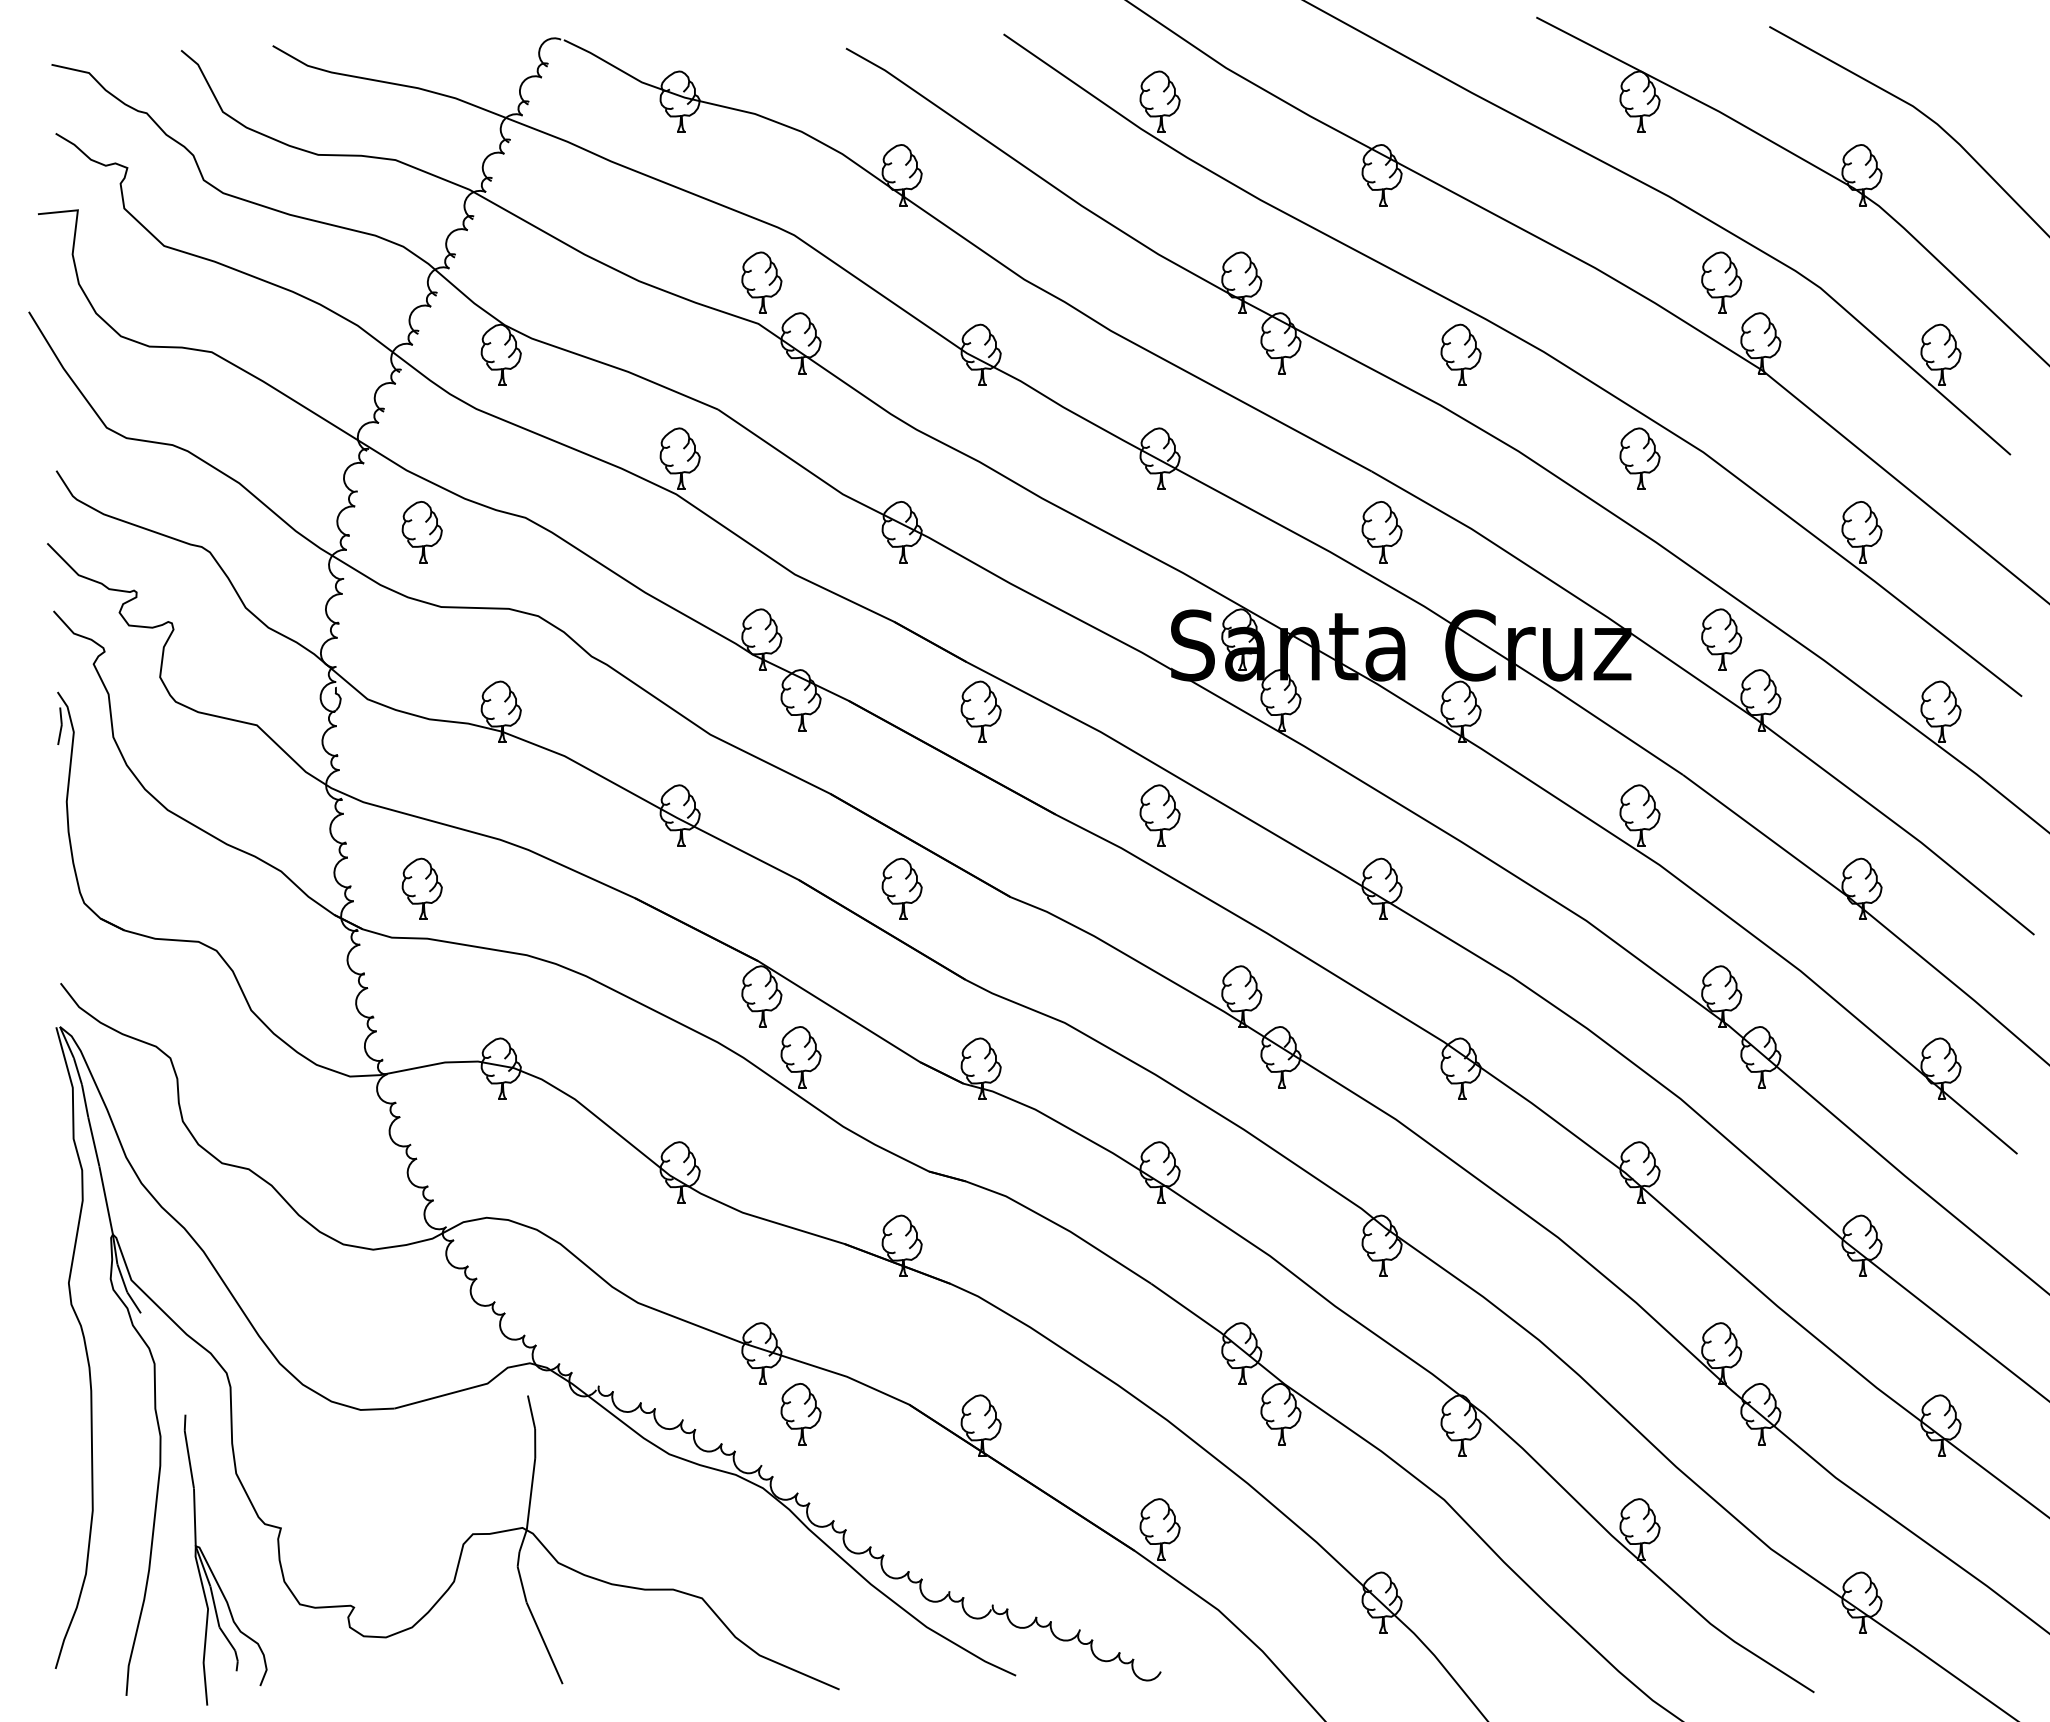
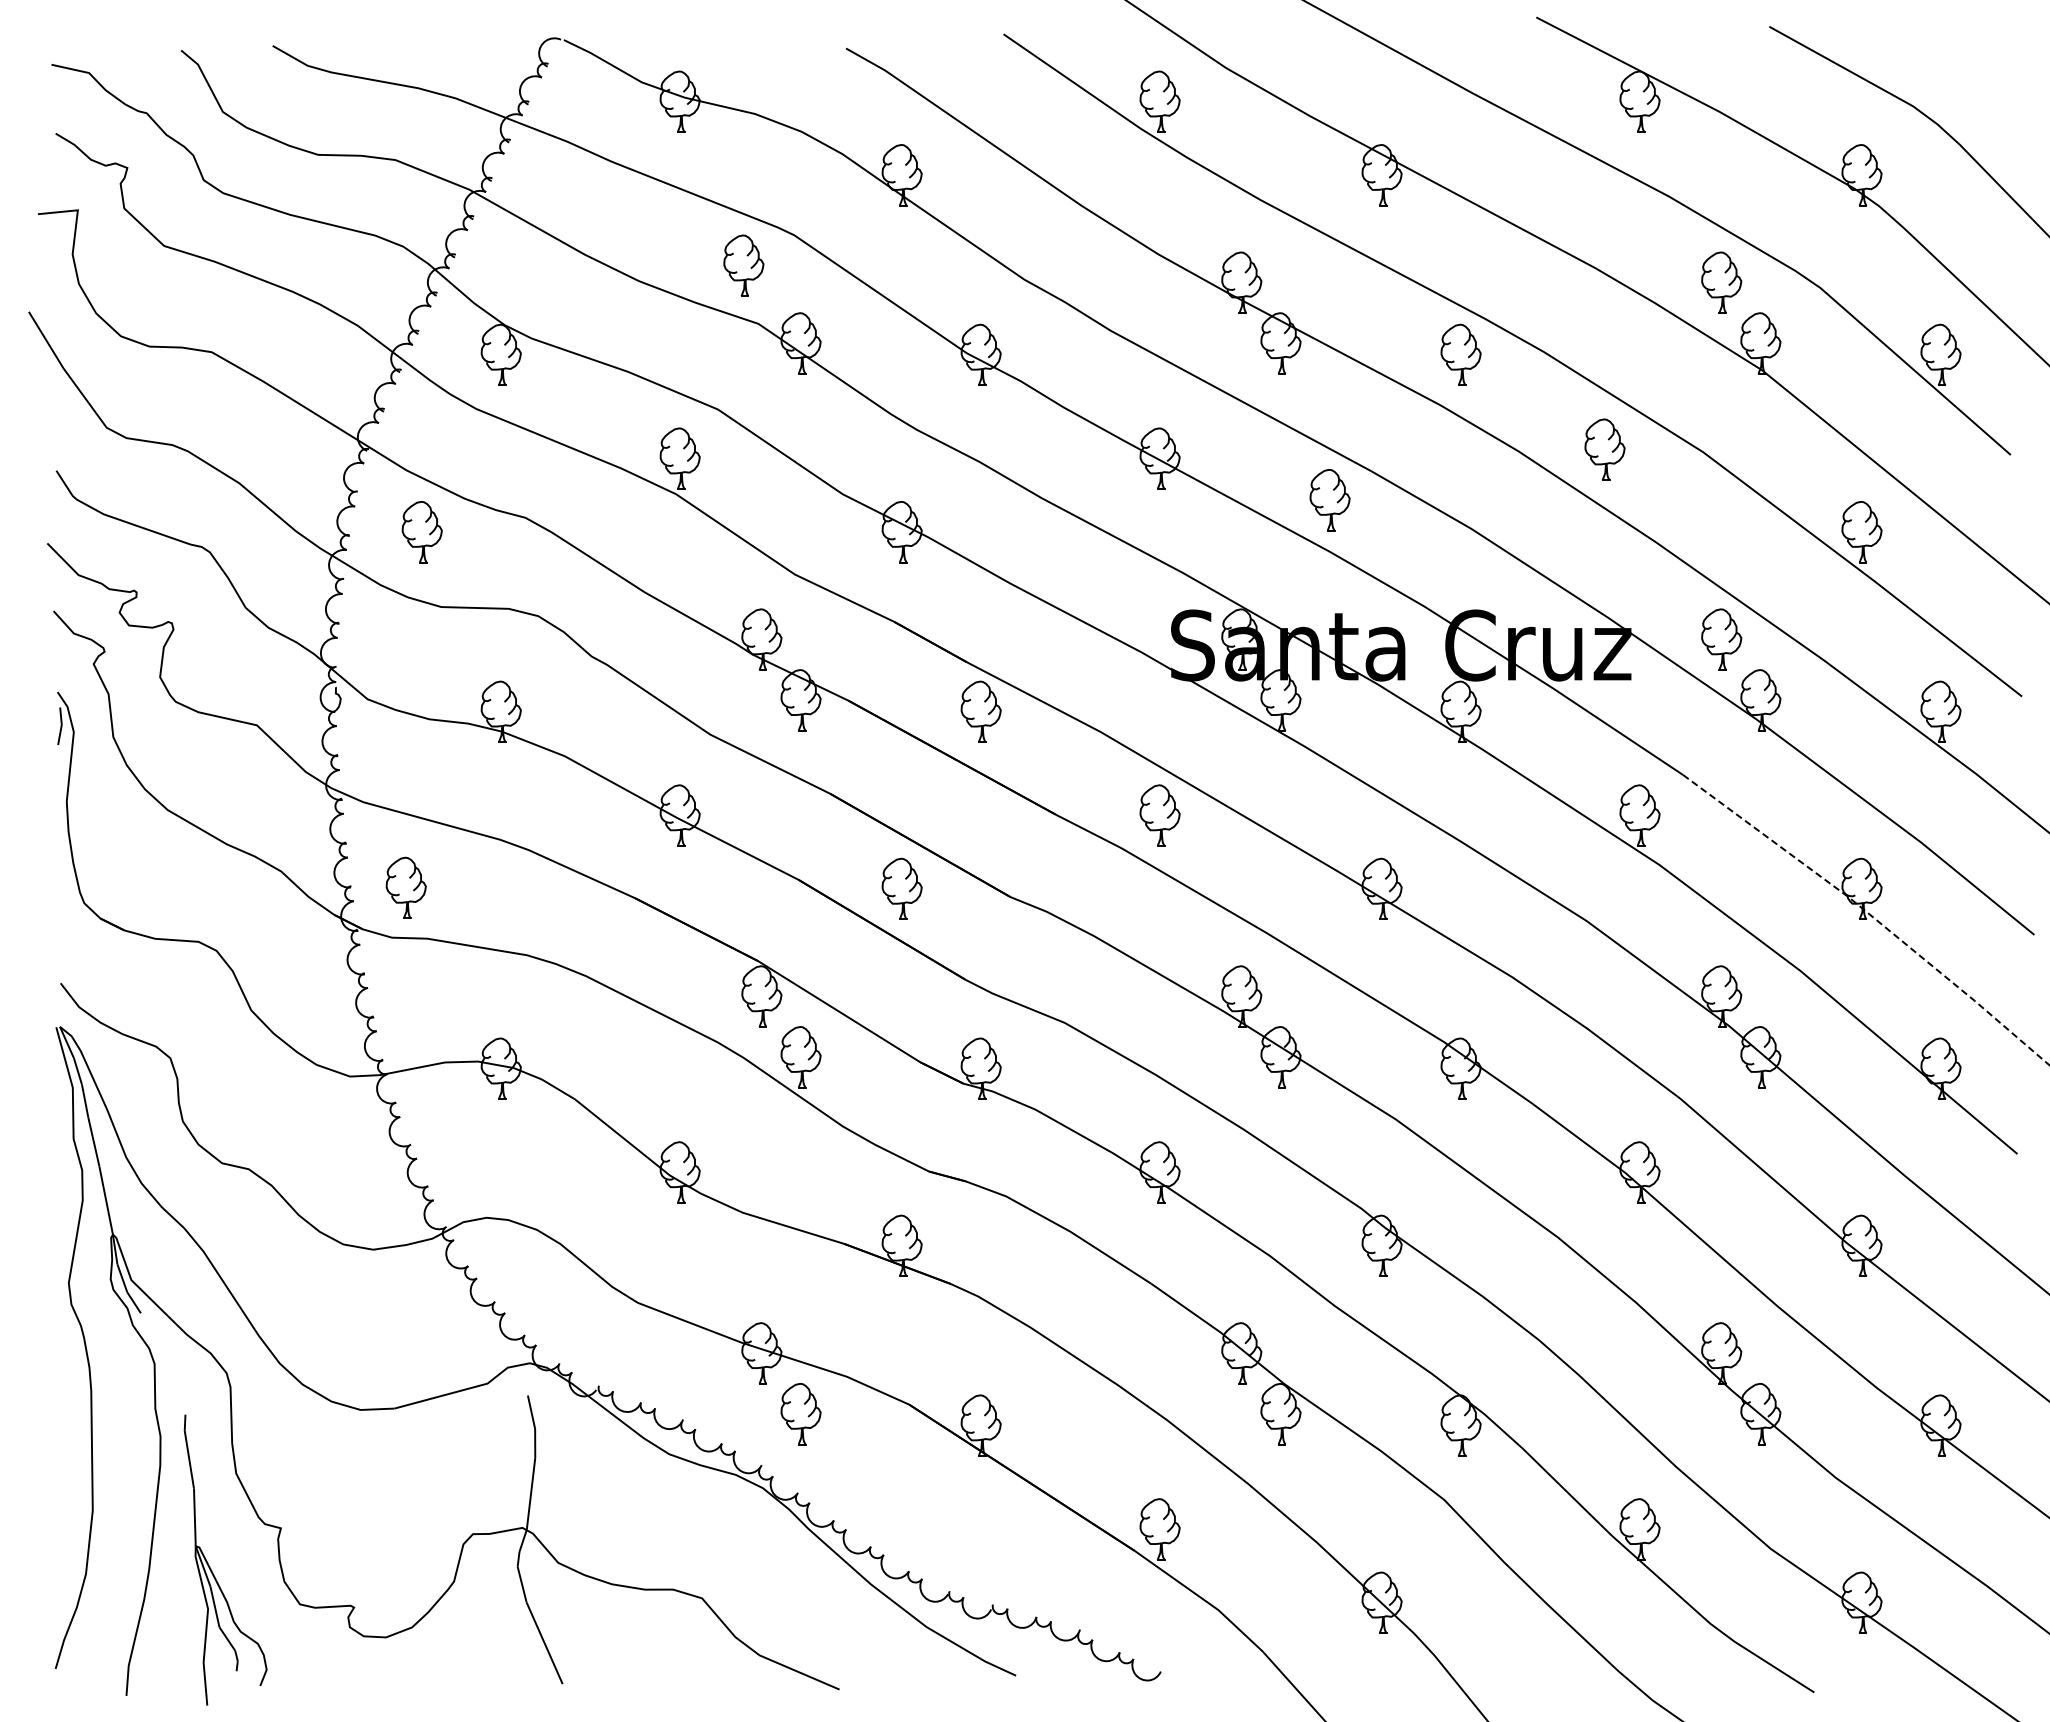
part position: (761, 282) -> (743, 265) (743, 265)
part position: (1639, 458) -> (1604, 449) (1604, 449)
part position: (1381, 532) -> (1329, 500) (1329, 500)
part position: (421, 888) -> (405, 887) (405, 887)
line: solid -> dashed (1870, 915)
